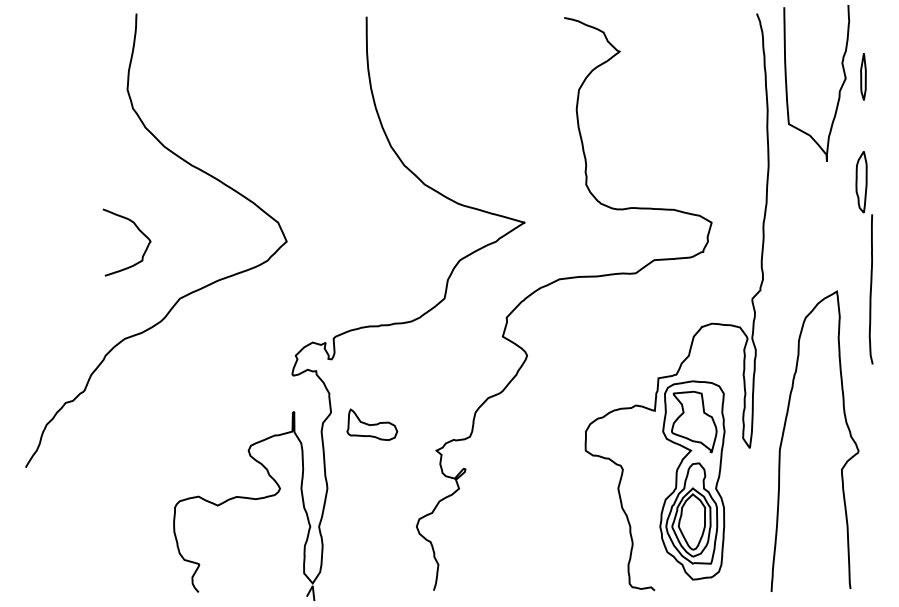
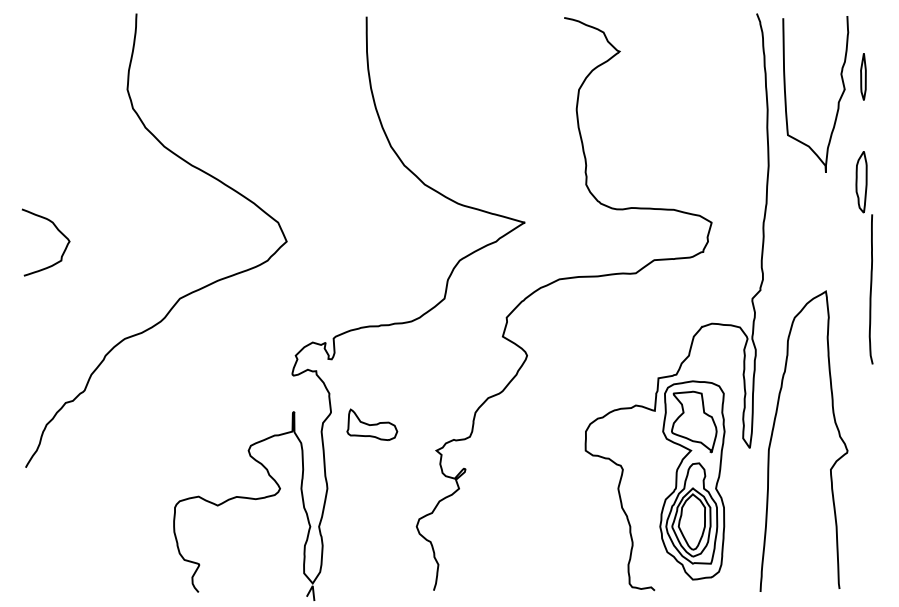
curve position: (838, 91) -> (837, 102) (837, 102)
curve position: (138, 230) -> (57, 230) (57, 230)
curve position: (784, 433) -> (773, 433) (773, 433)
